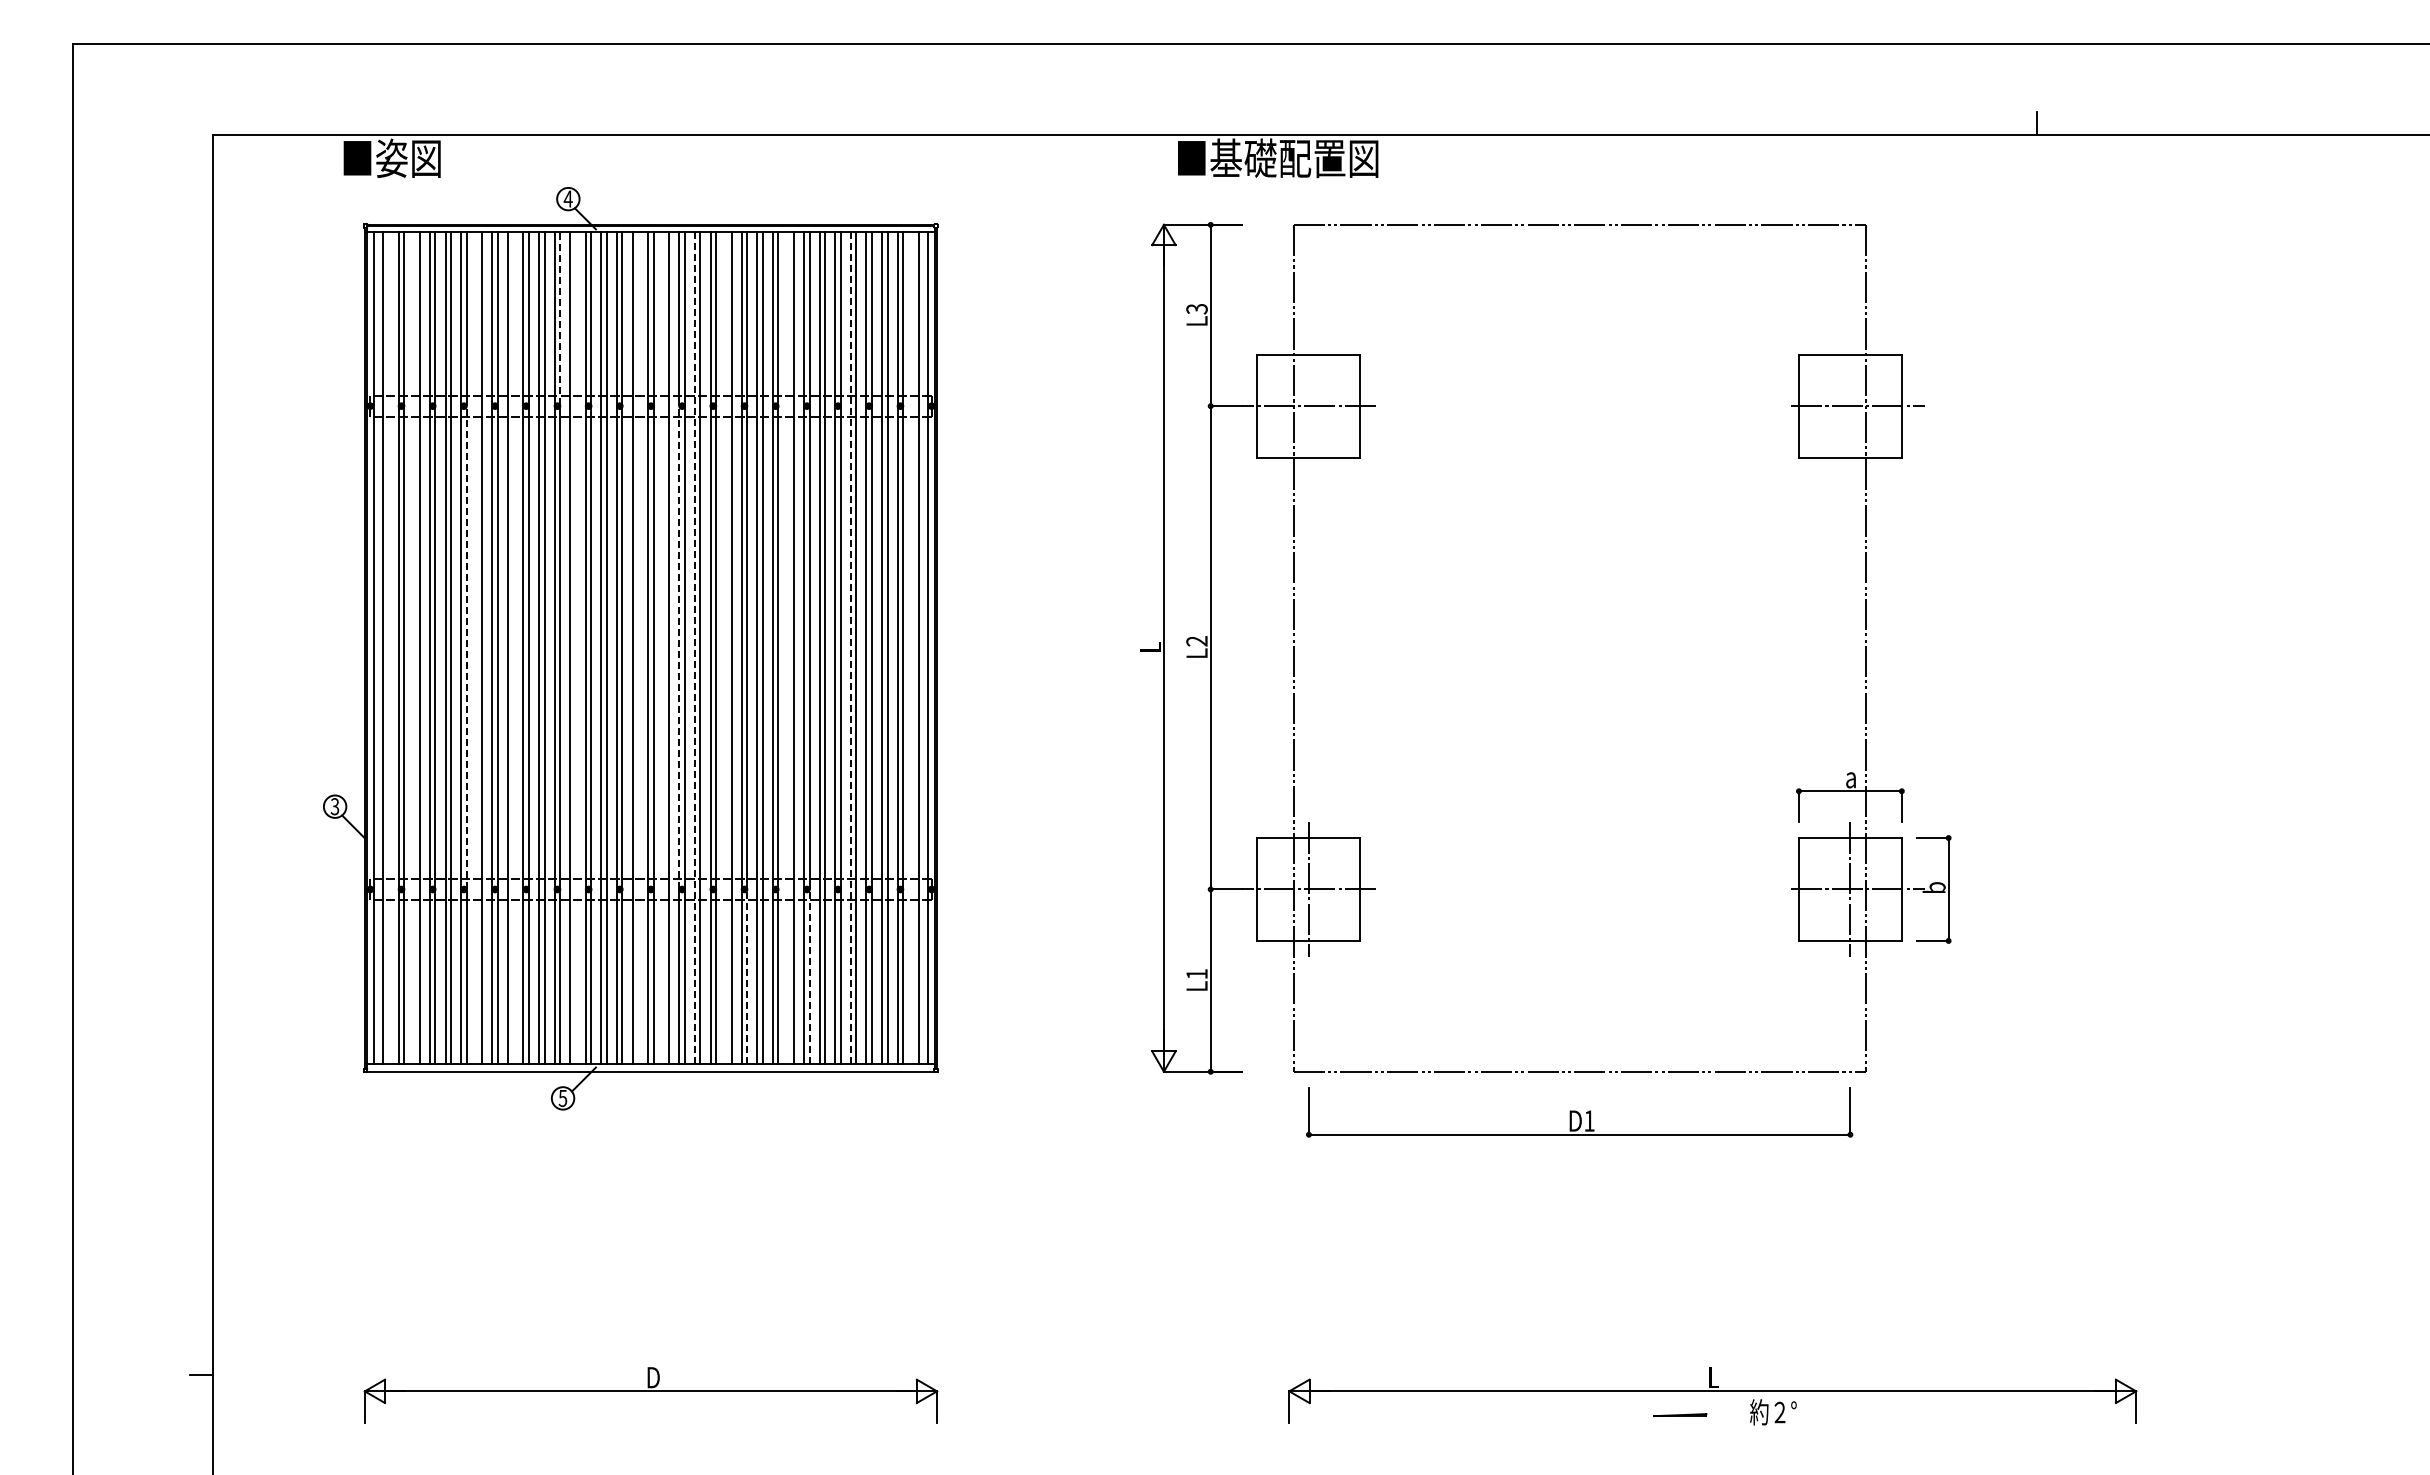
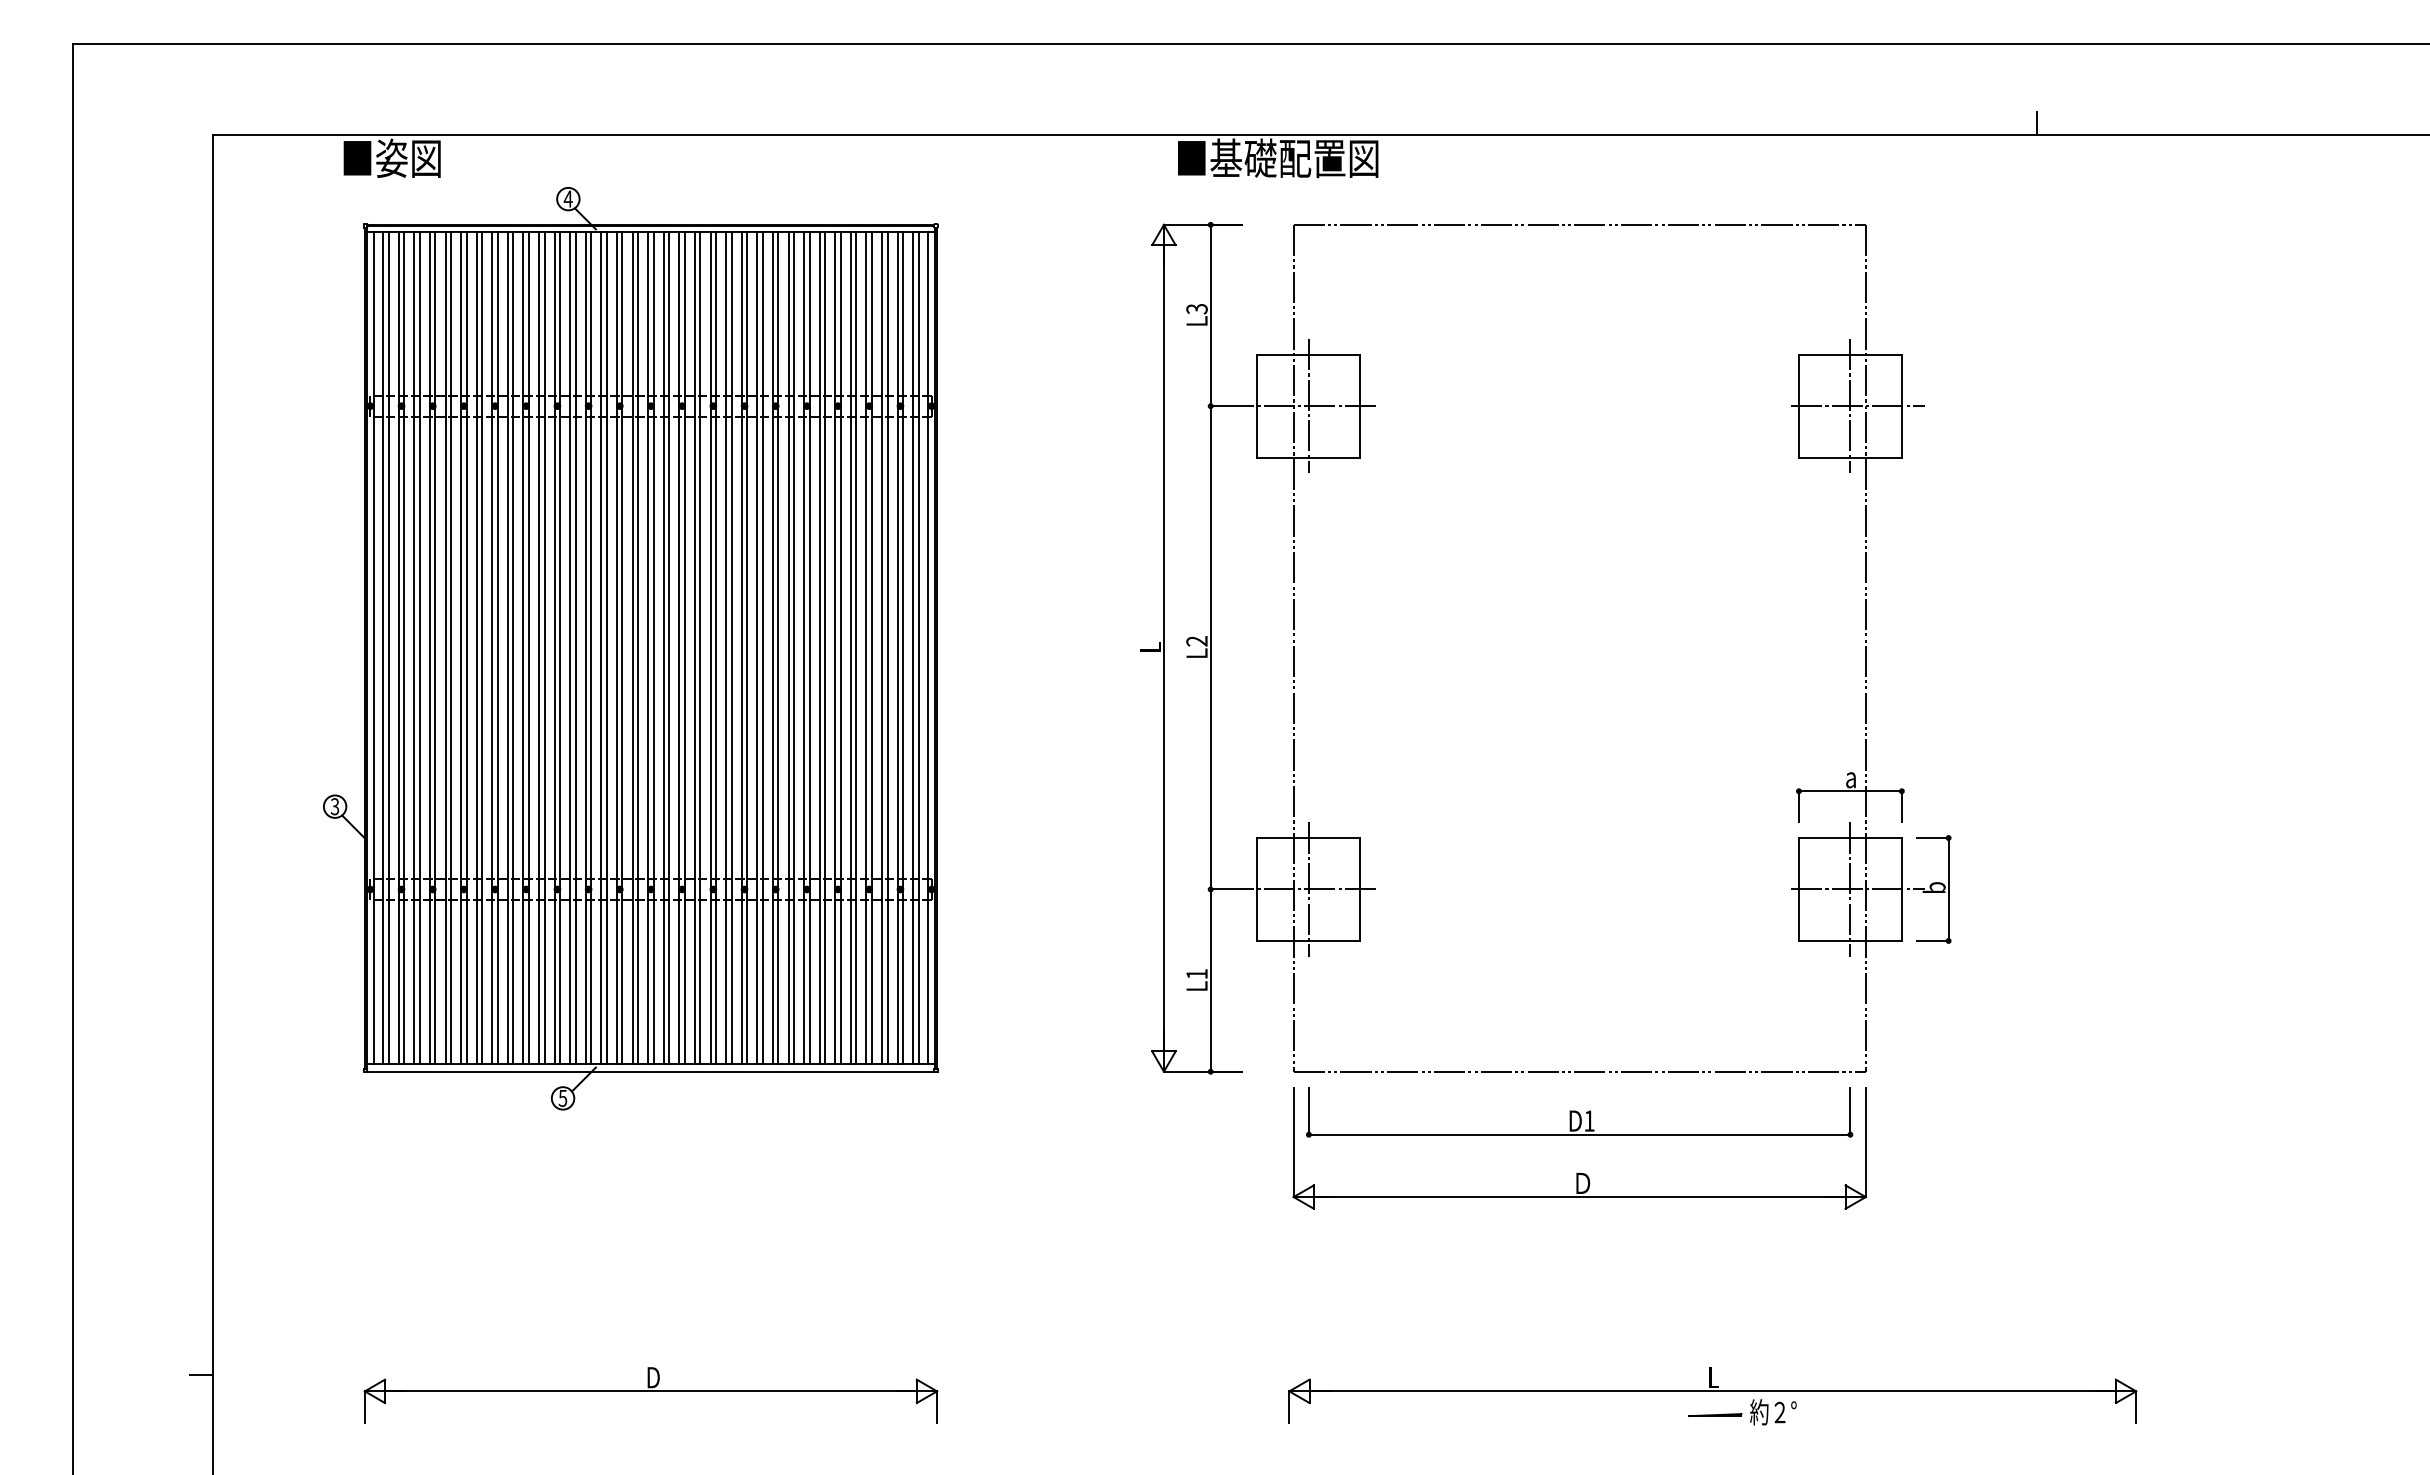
line: dashed -> solid (560, 318)
line: none -> present (1308, 406)
line: none -> present (1850, 406)
line: none -> present (388, 647)
line: none -> present (414, 647)
line: dashed -> solid (466, 647)
line: none -> present (476, 647)
line: none -> present (513, 647)
line: none -> present (575, 647)
line: none -> present (638, 647)
line: none -> present (663, 647)
line: dashed -> solid (679, 647)
line: dashed -> solid (694, 647)
line: none -> present (726, 647)
line: none -> present (788, 647)
line: dashed -> solid (850, 647)
line: none -> present (913, 647)
line: dashed -> solid (747, 977)
line: dashed -> solid (809, 977)
part: none -> present (1579, 1172)
line position: (1680, 1414) -> (1715, 1414) (1715, 1414)
